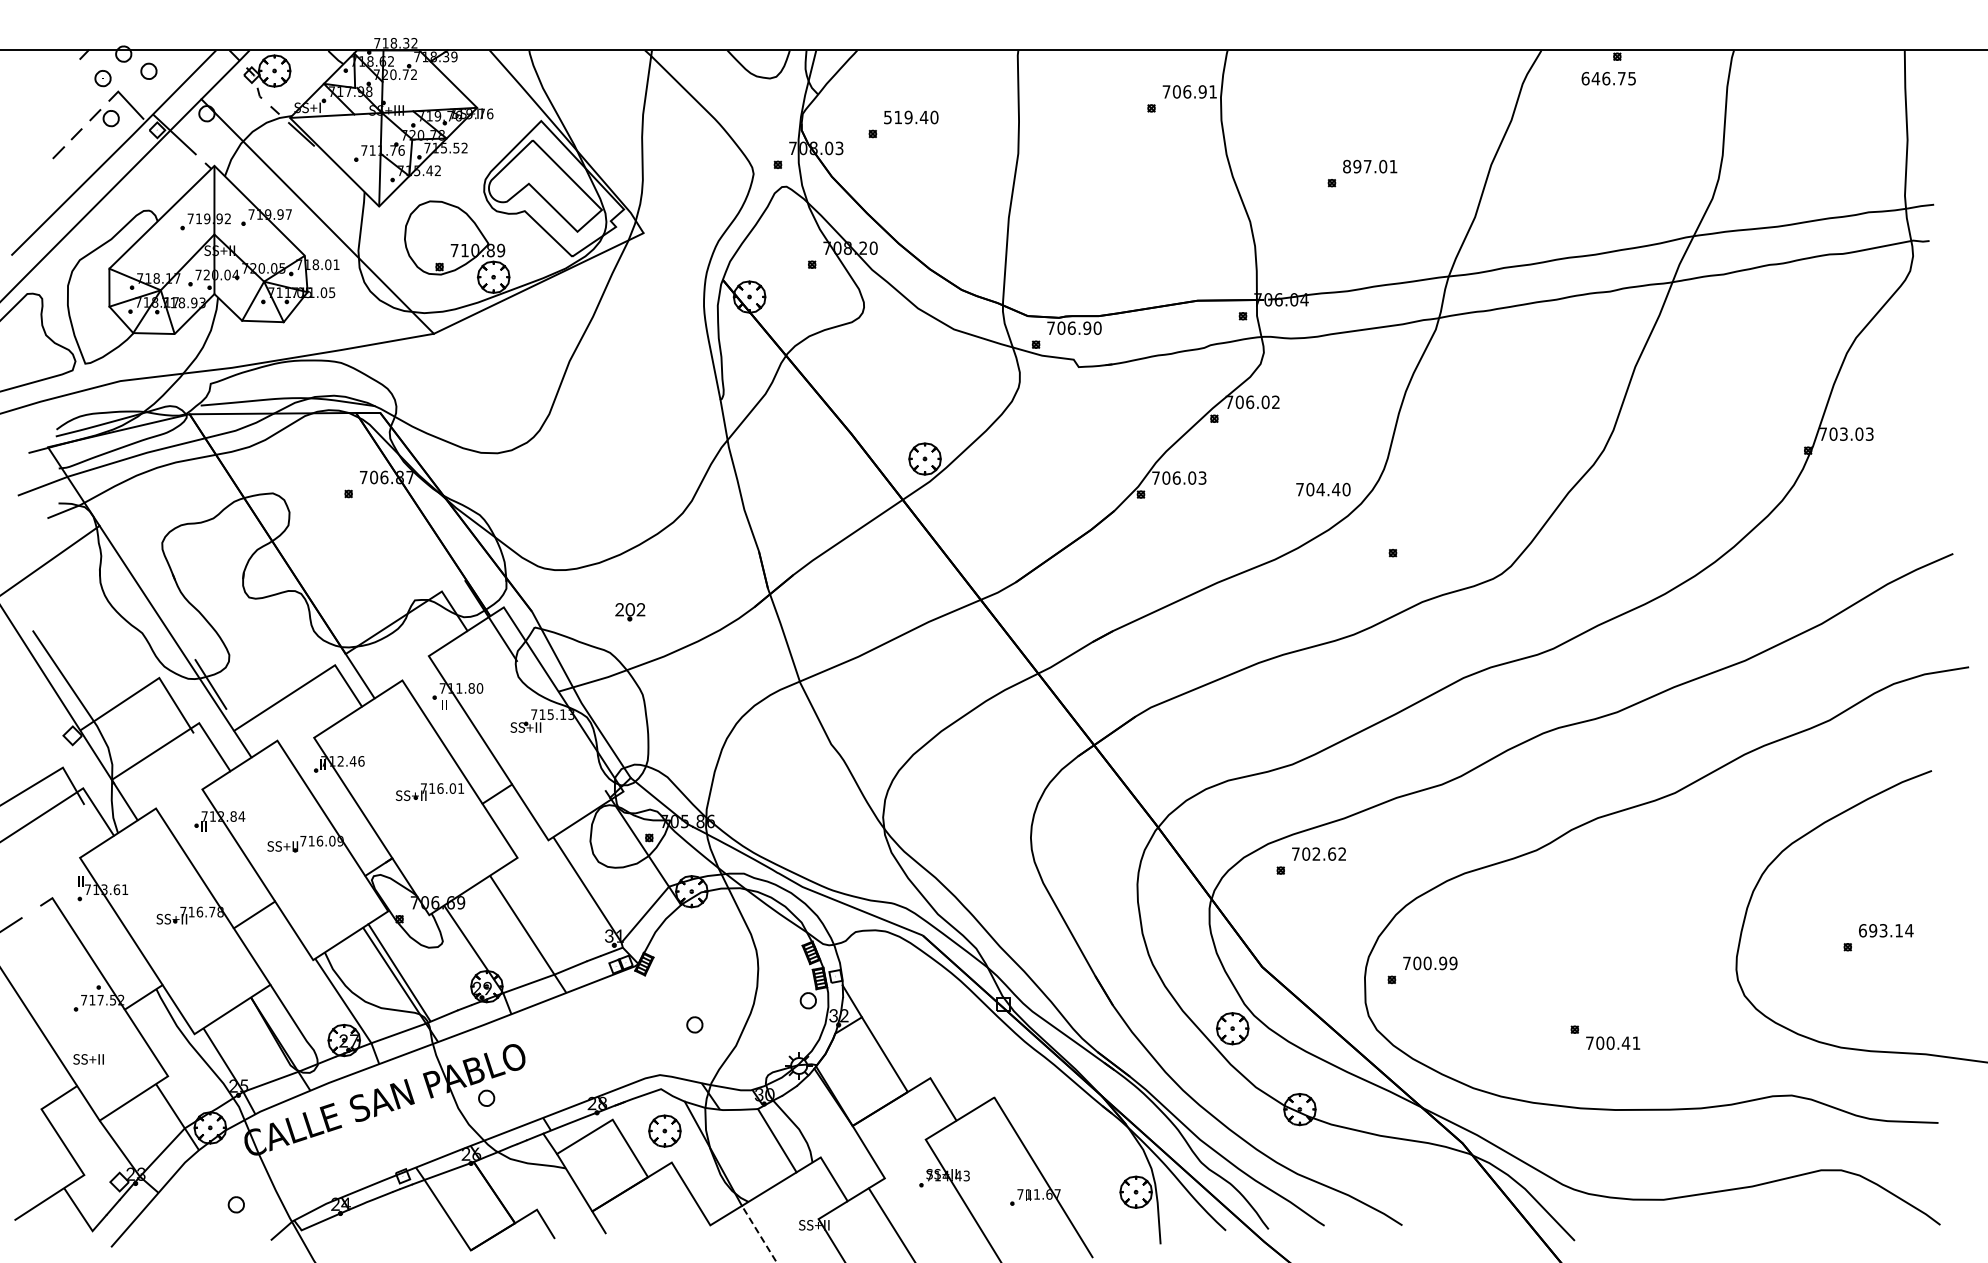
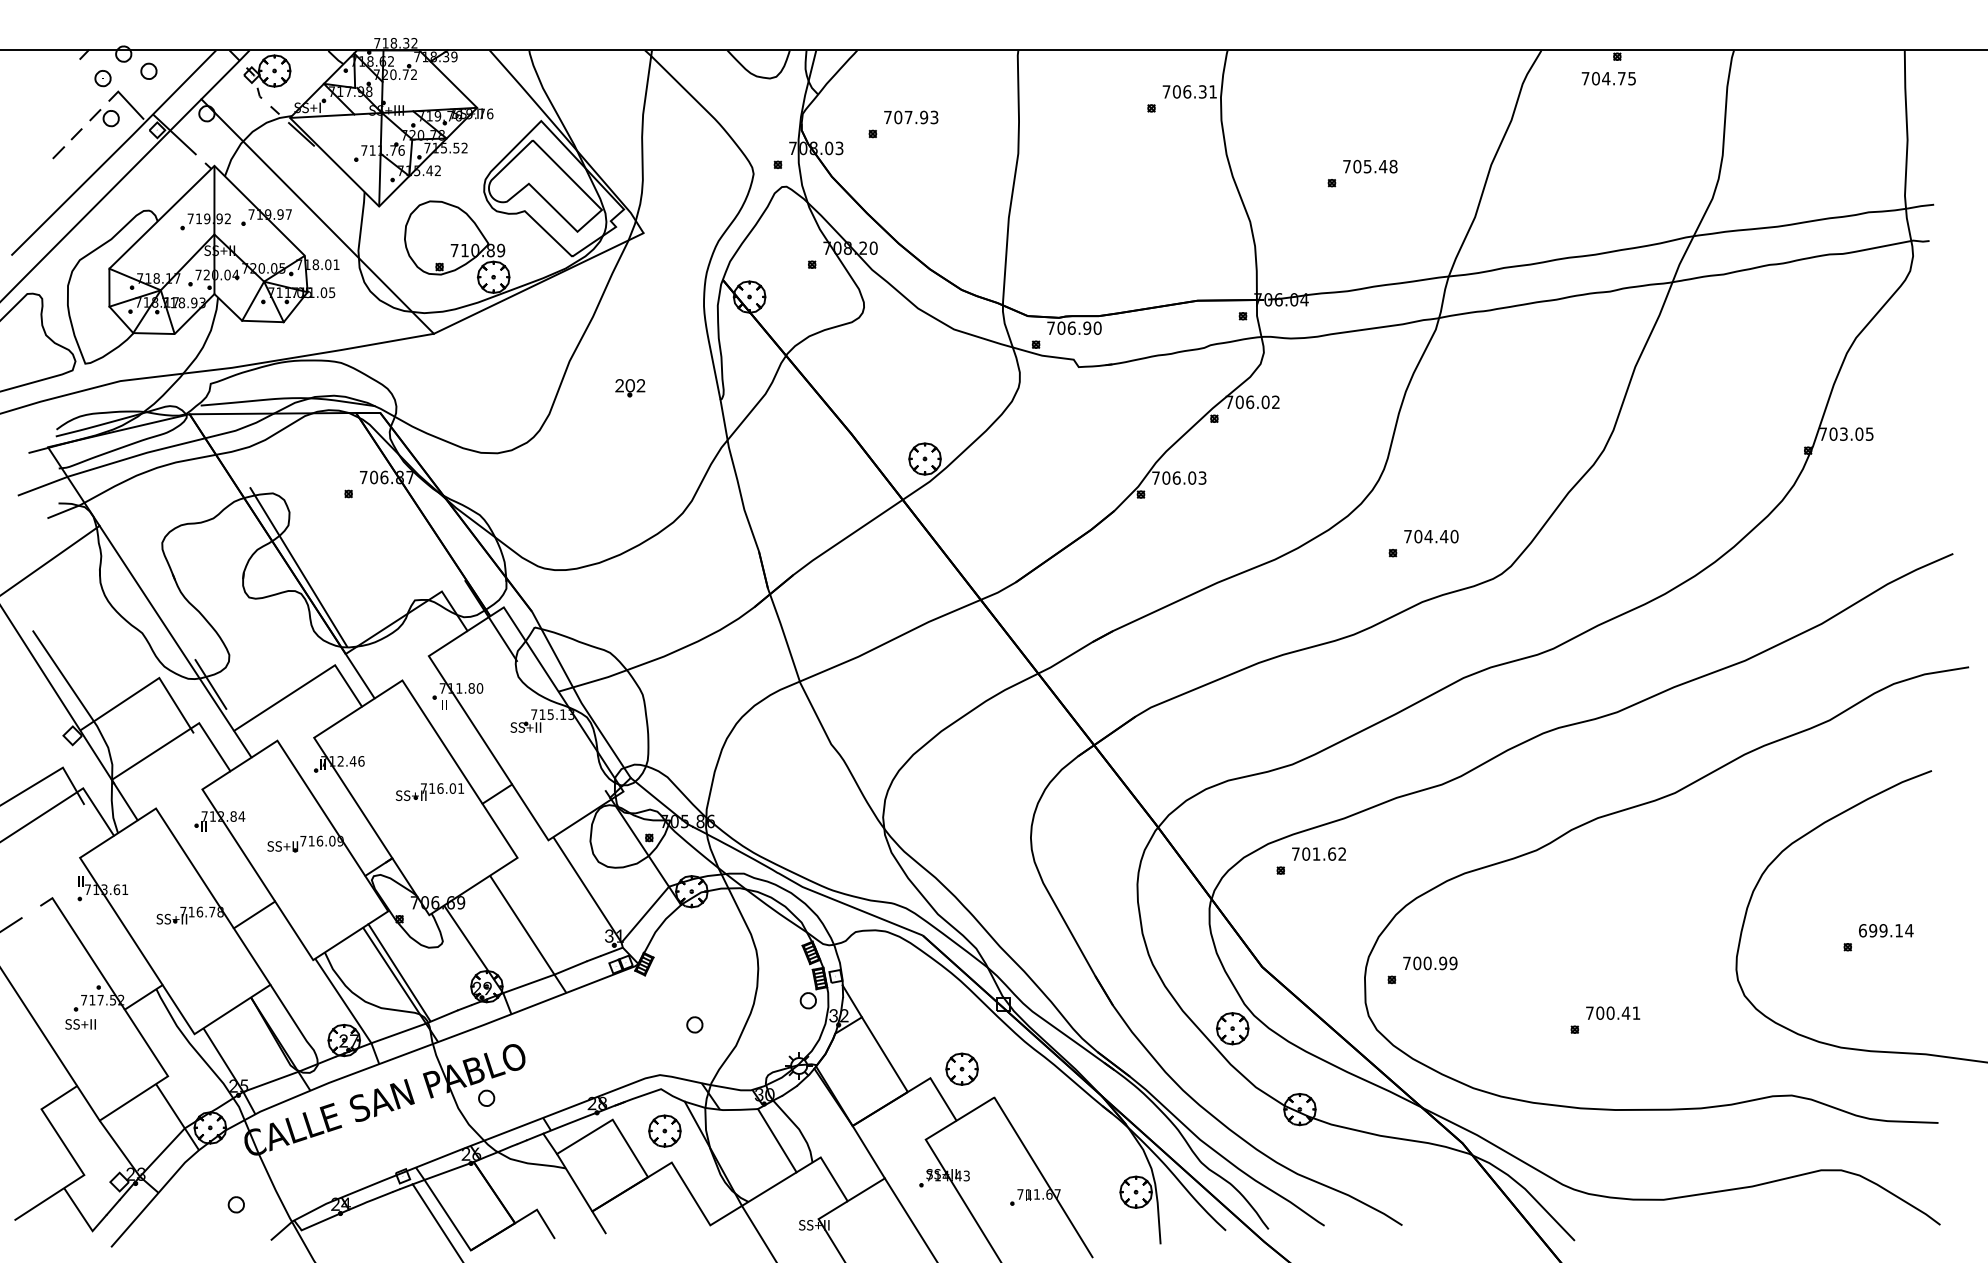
text: 646.75 -> 704.75 (1595, 78)
text: 706.91 -> 706.31 (1202, 91)
text: 519.40 -> 707.93 (911, 117)
text: 897.01 -> 705.48 (1370, 166)
text: 703.03 -> 703.05 (1869, 433)
text position: (1323, 489) -> (1431, 536) (1431, 536)
line: none -> present (298, 567)
part position: (630, 612) -> (630, 388) (630, 388)
text: 702.62 -> 701.62 (1316, 853)
text: 693.14 -> 699.14 (1883, 930)
text position: (1613, 1042) -> (1613, 1012) (1613, 1012)
text position: (88, 1059) -> (80, 1024) (80, 1024)
part: none -> present (961, 1068)
line: none -> present (436, 1221)
line position: (890, 1223) -> (909, 1218) (909, 1218)
line: dashed -> solid (759, 1233)
